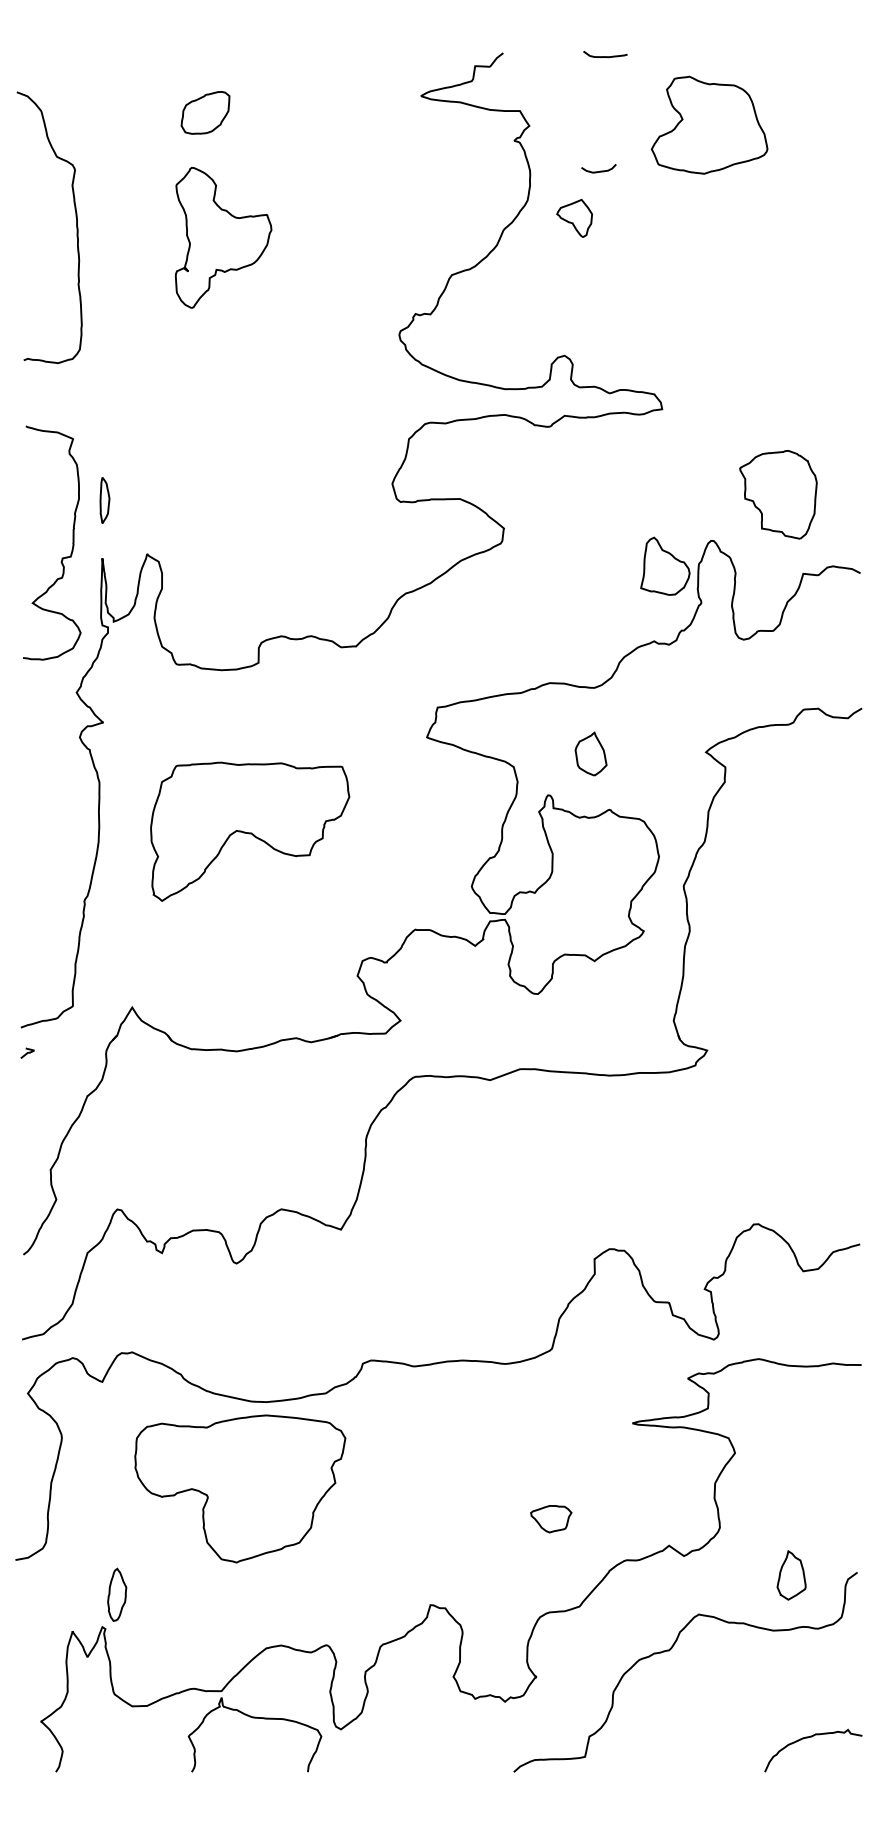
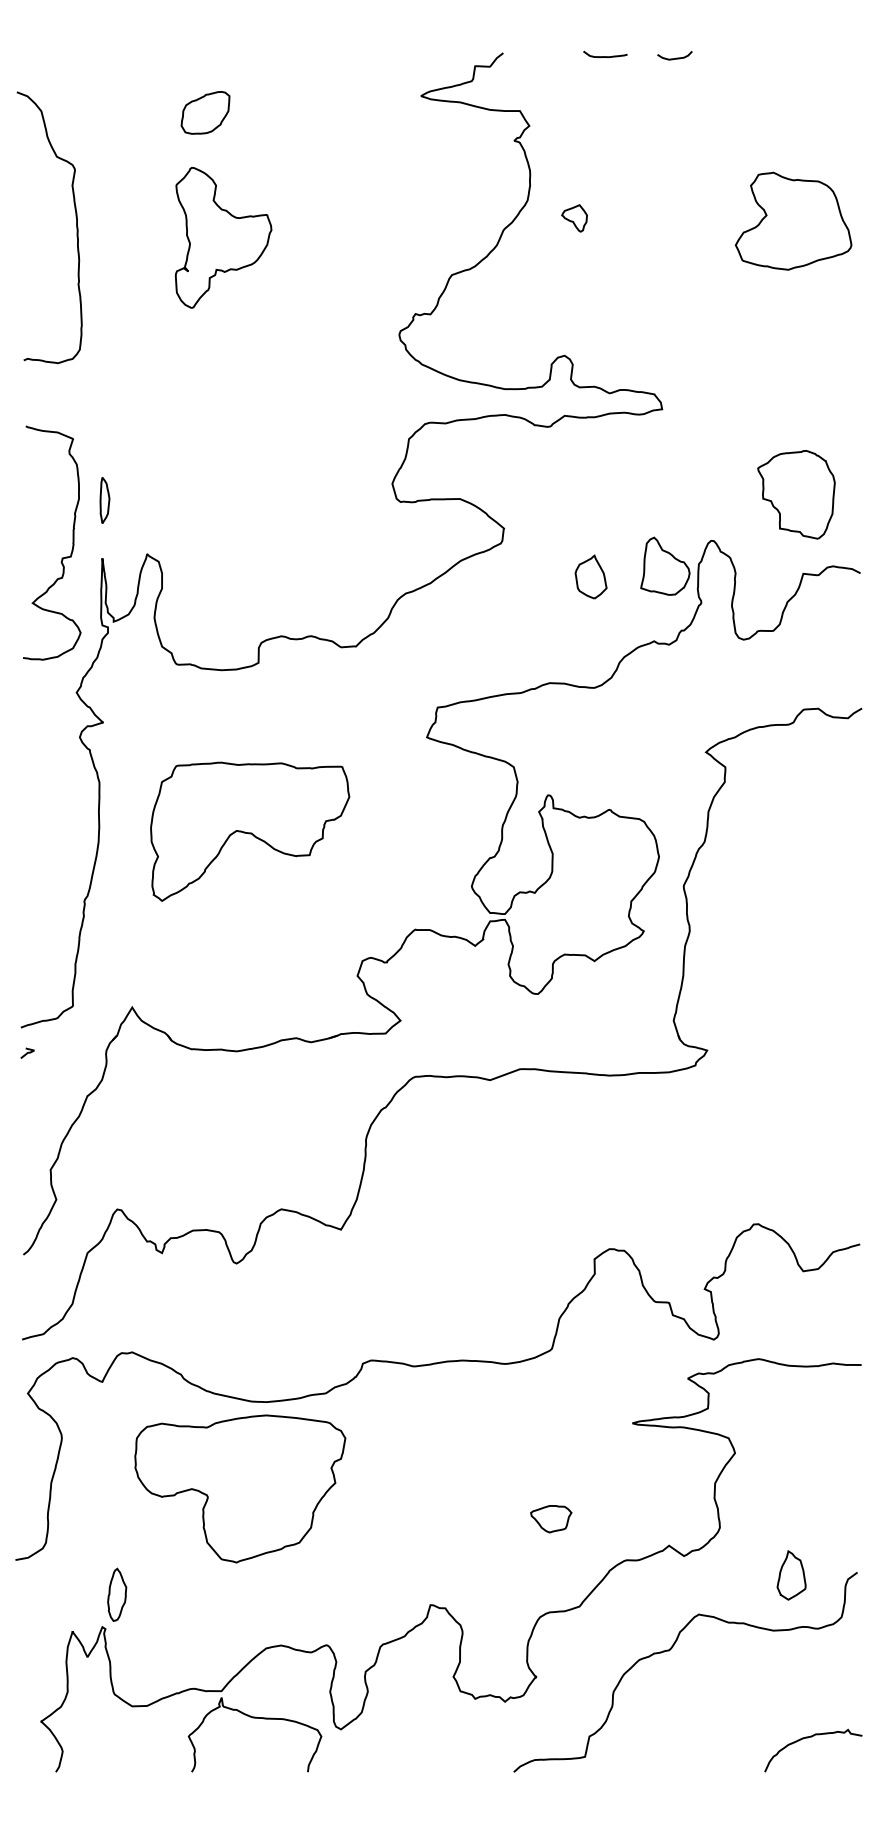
part position: (709, 124) -> (793, 220) (793, 220)
curve position: (600, 170) -> (676, 57) (676, 57)
part size: 37x40 px -> 27x29 px (574, 218)
part position: (778, 494) -> (796, 494) (796, 494)
part position: (590, 753) -> (590, 576) (590, 576)
